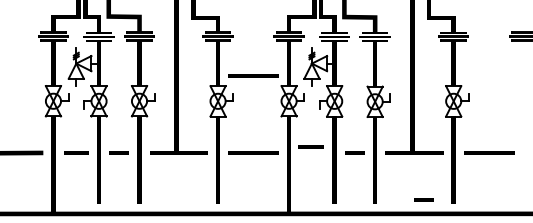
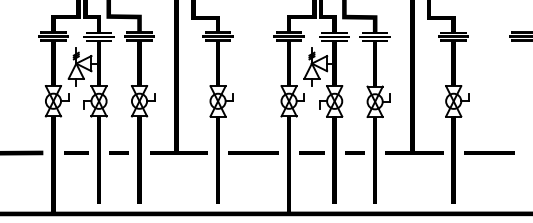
line: present -> none (253, 75)
line position: (310, 146) -> (311, 152) (311, 152)
line: present -> none (423, 199)
